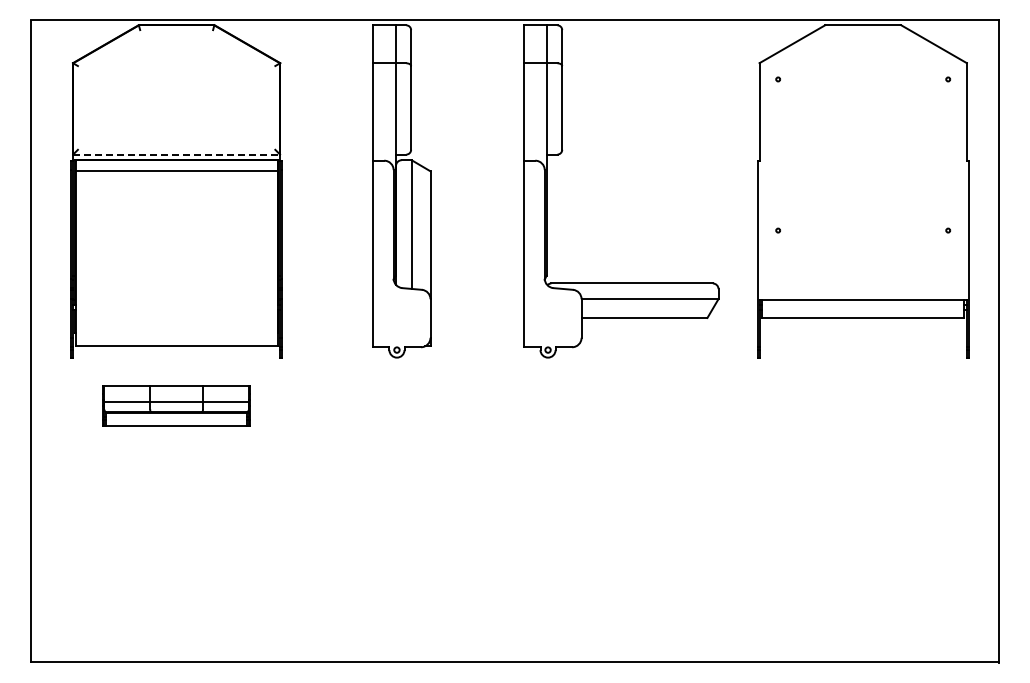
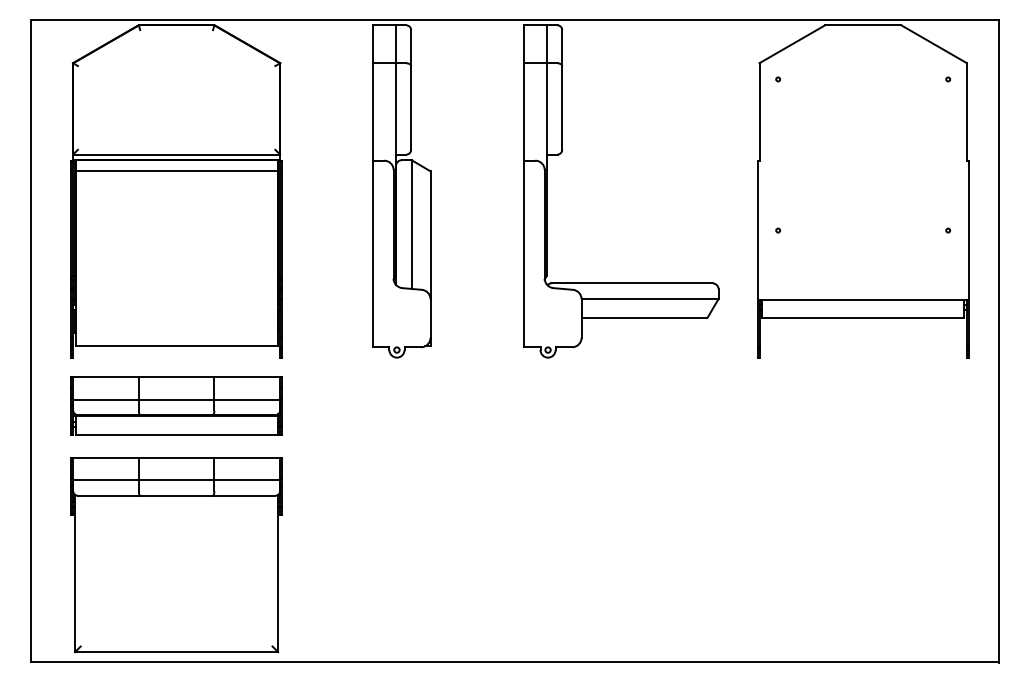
line: dashed -> solid (177, 154)
part size: 149x42 px -> 213x60 px (176, 405)
part: none -> present (176, 555)
